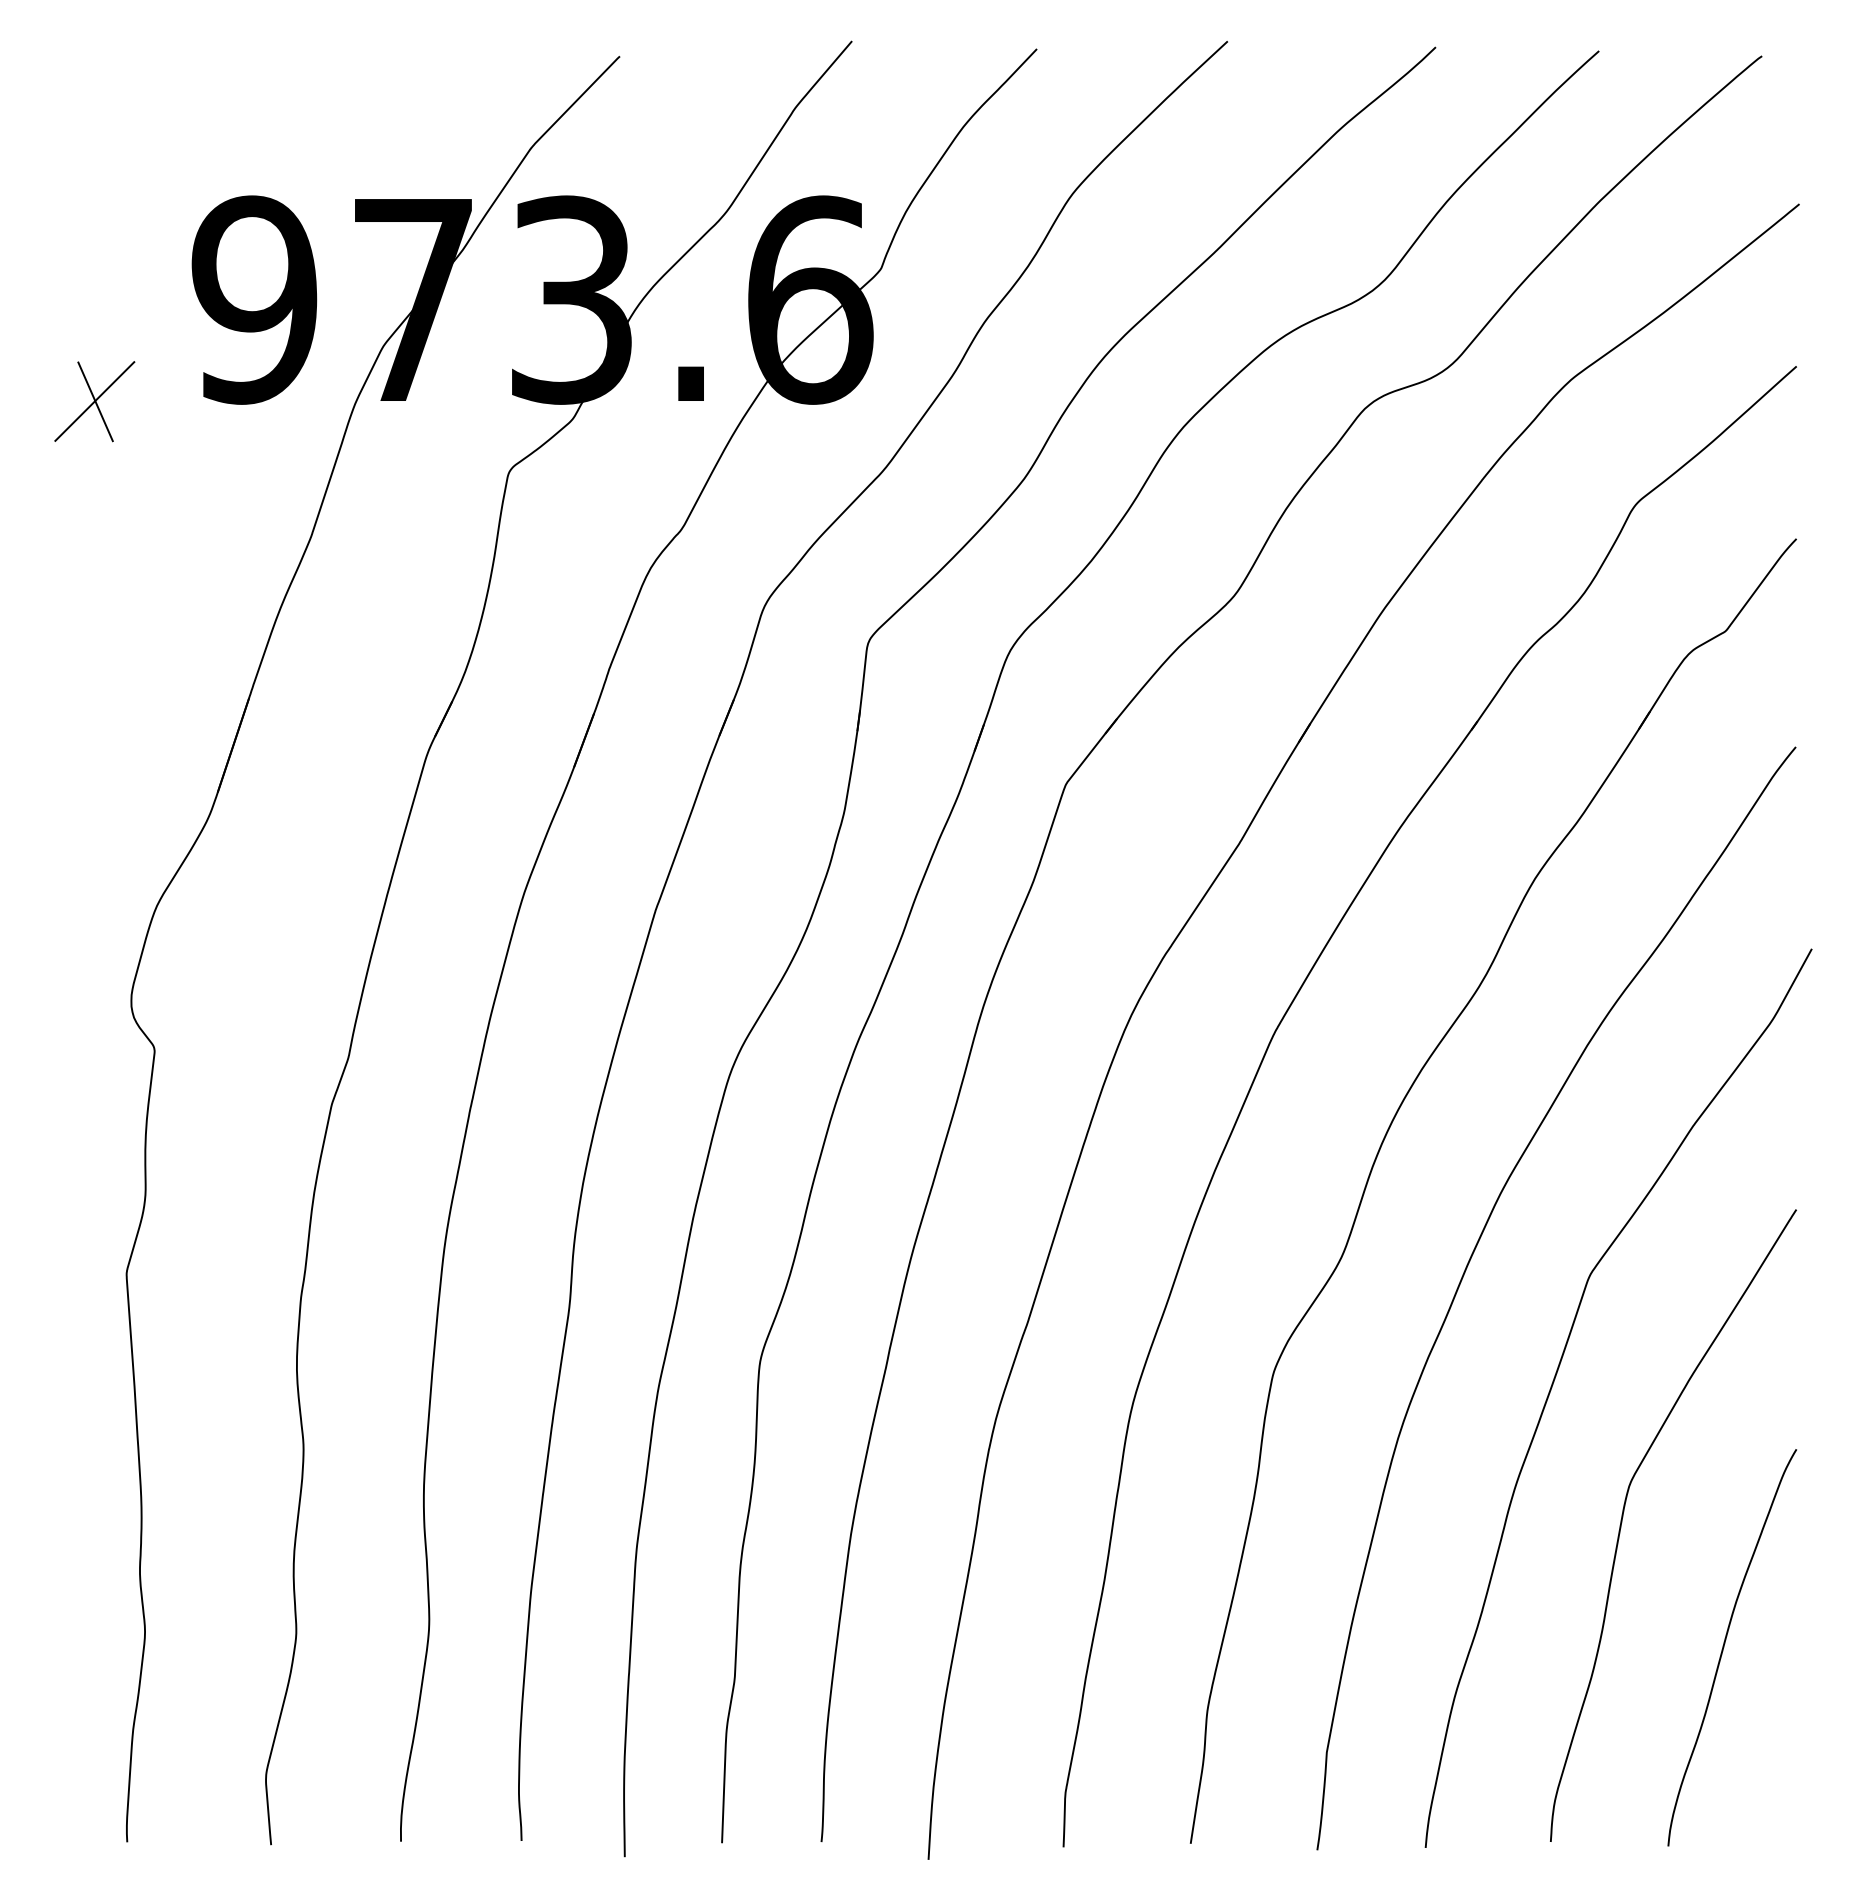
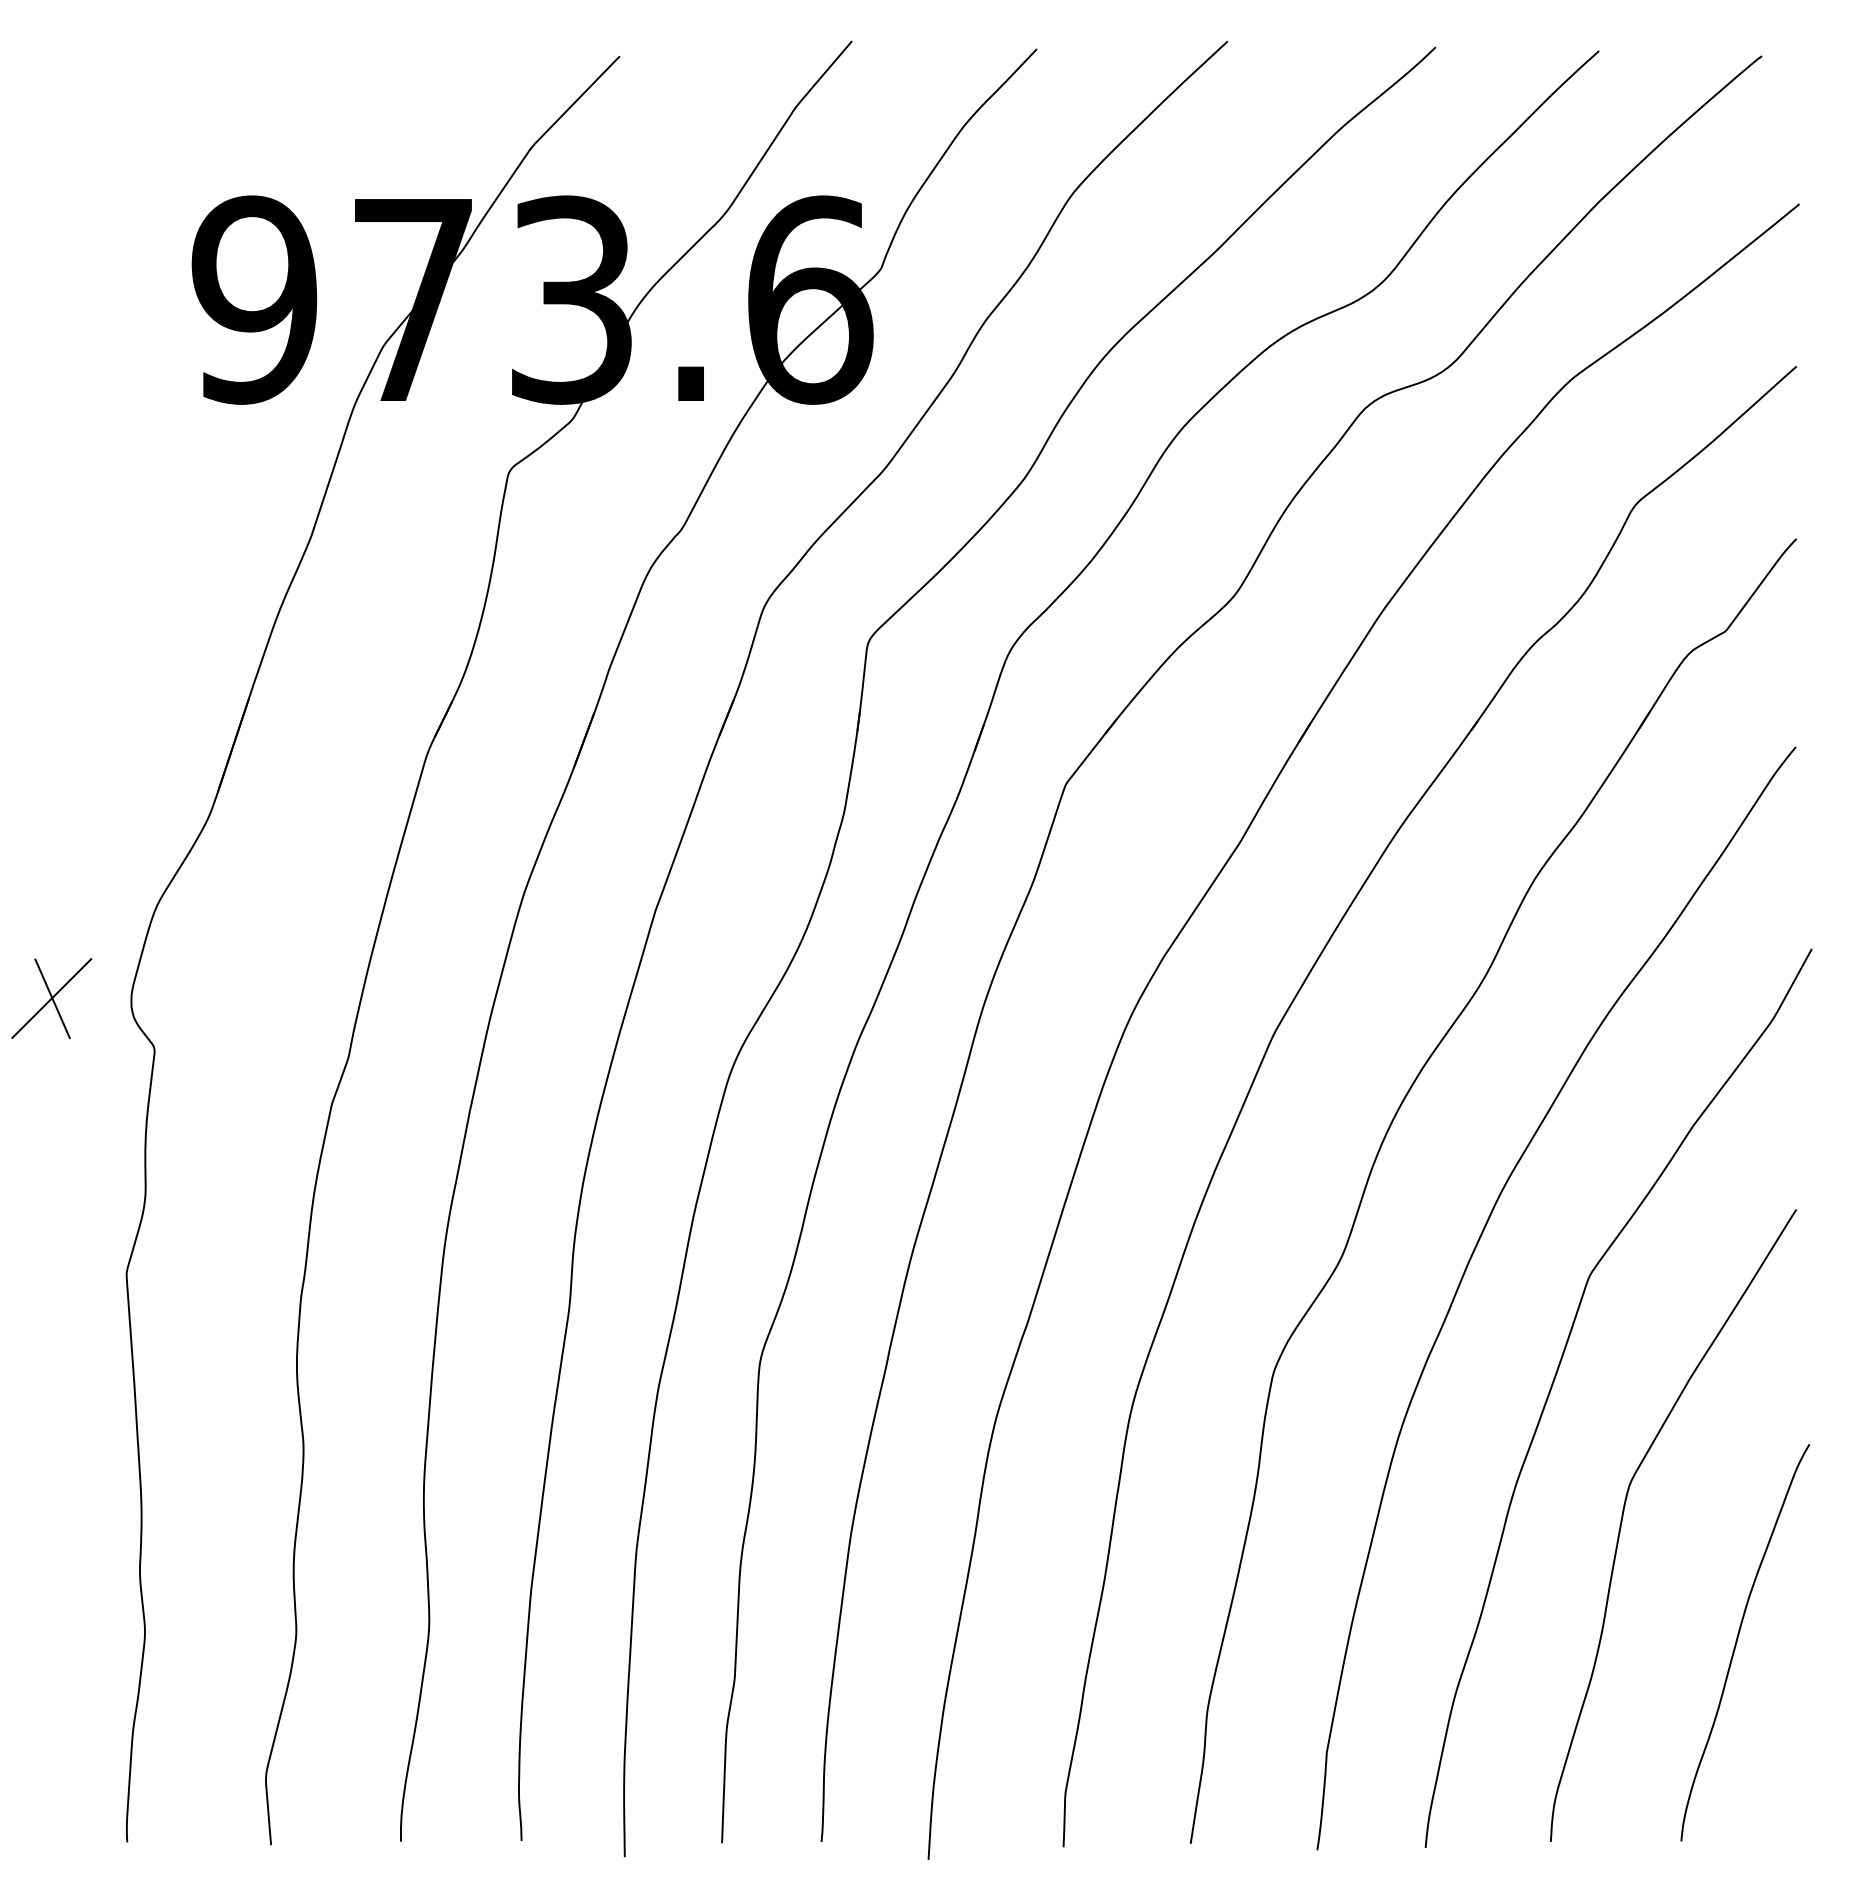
part position: (94, 401) -> (51, 998) (51, 998)
curve position: (1724, 1647) -> (1737, 1642) (1737, 1642)
